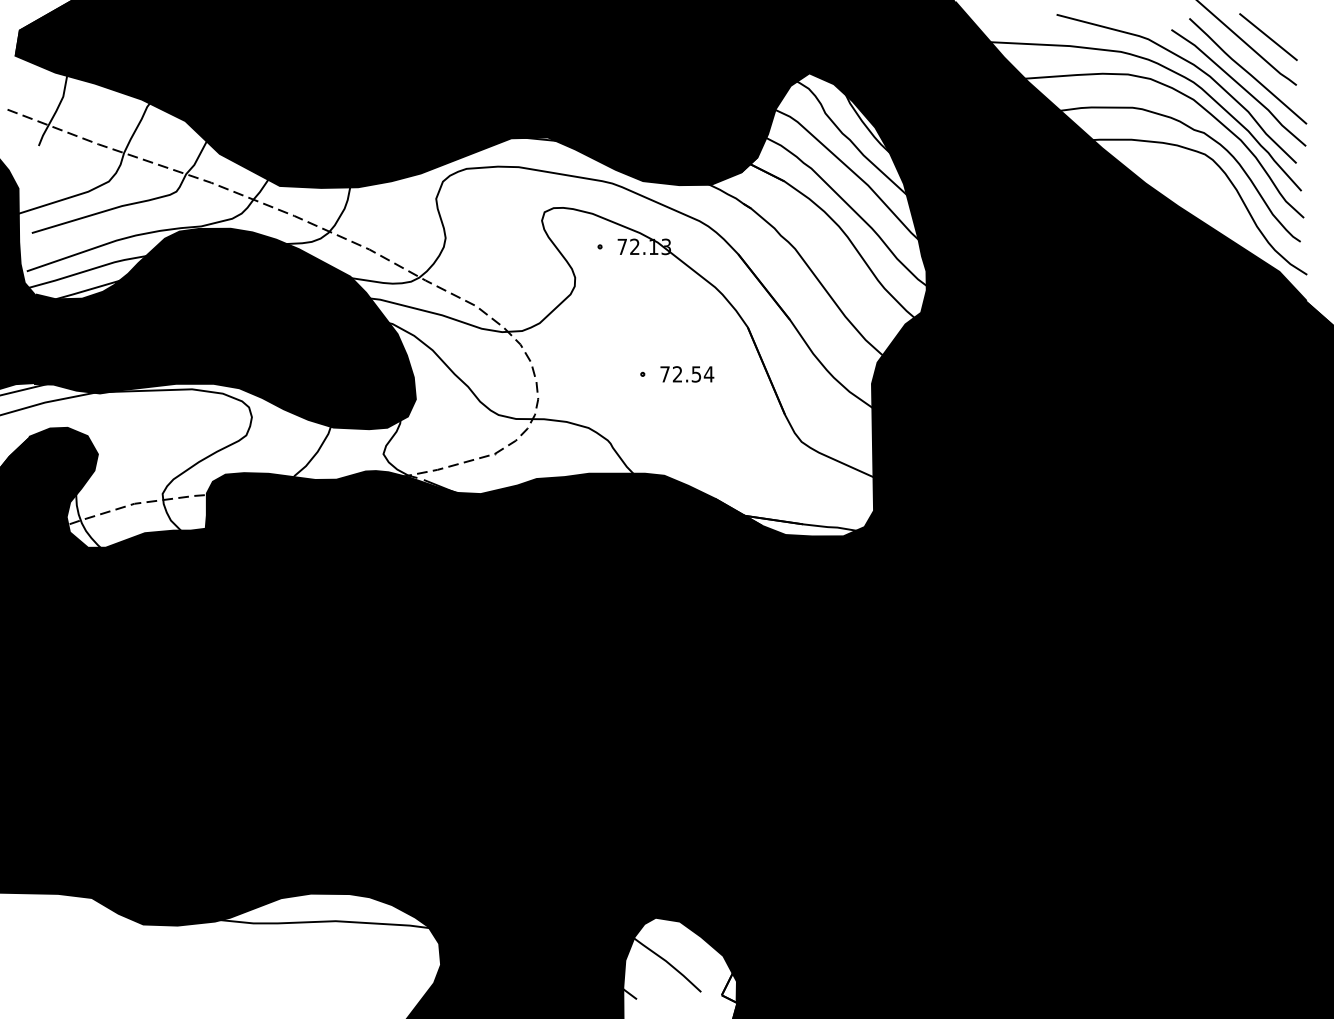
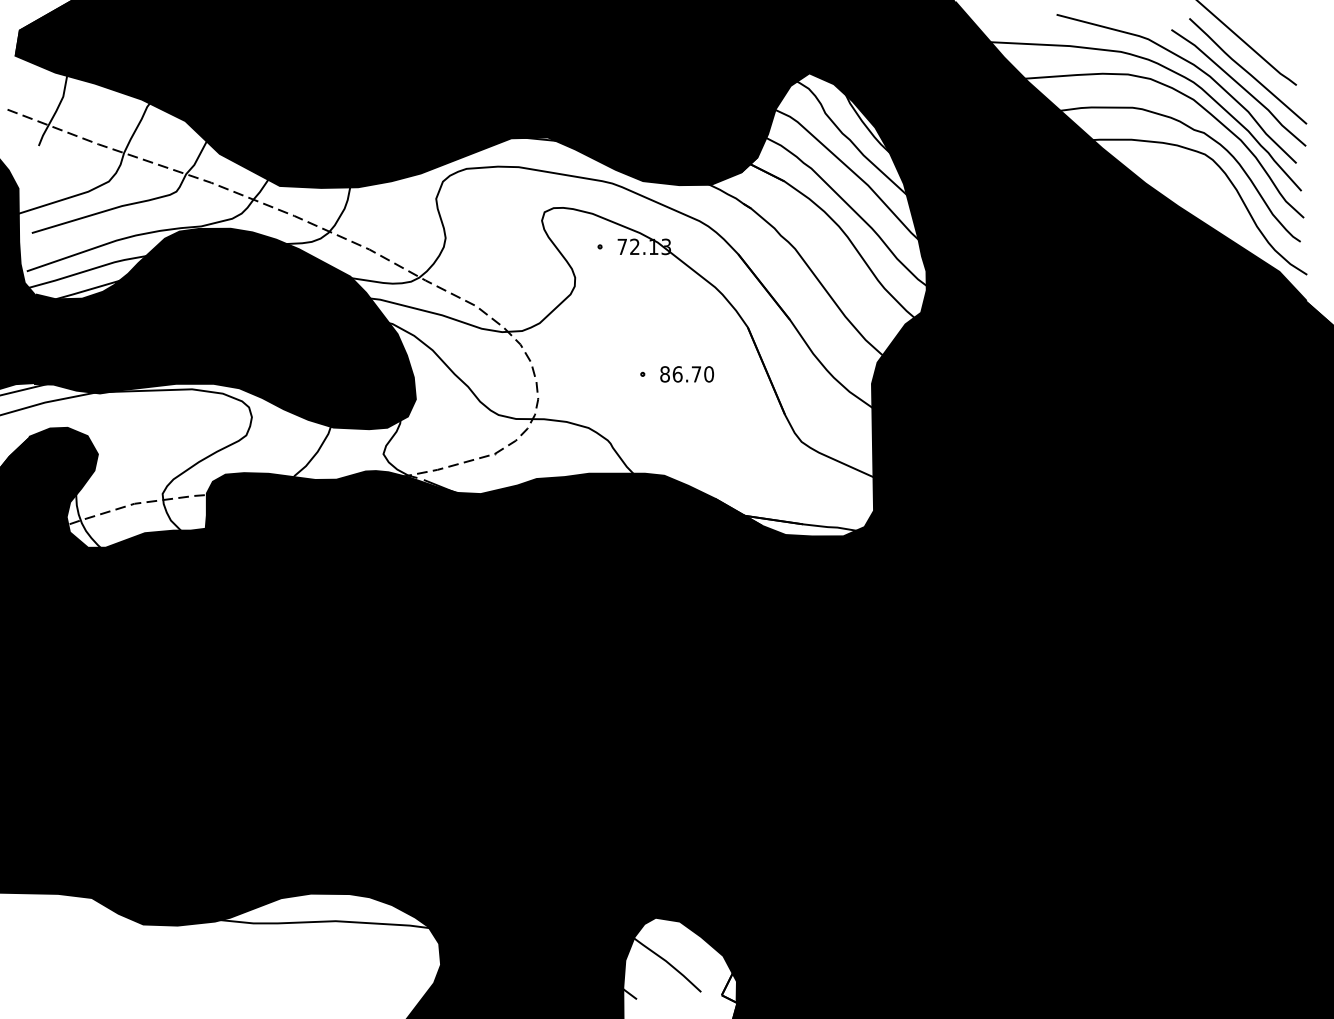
line: present -> none (1268, 36)
text: 72.54 -> 86.70 (687, 374)
